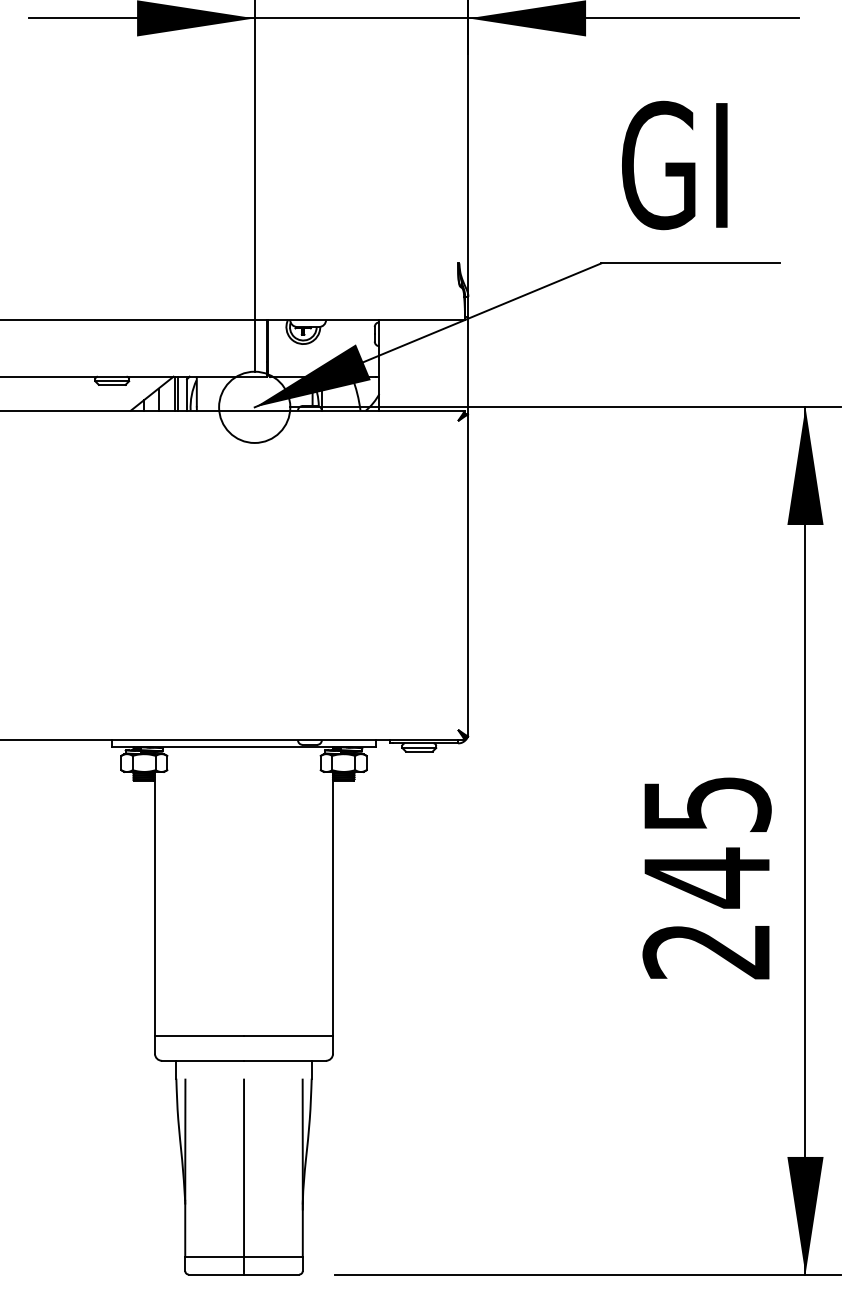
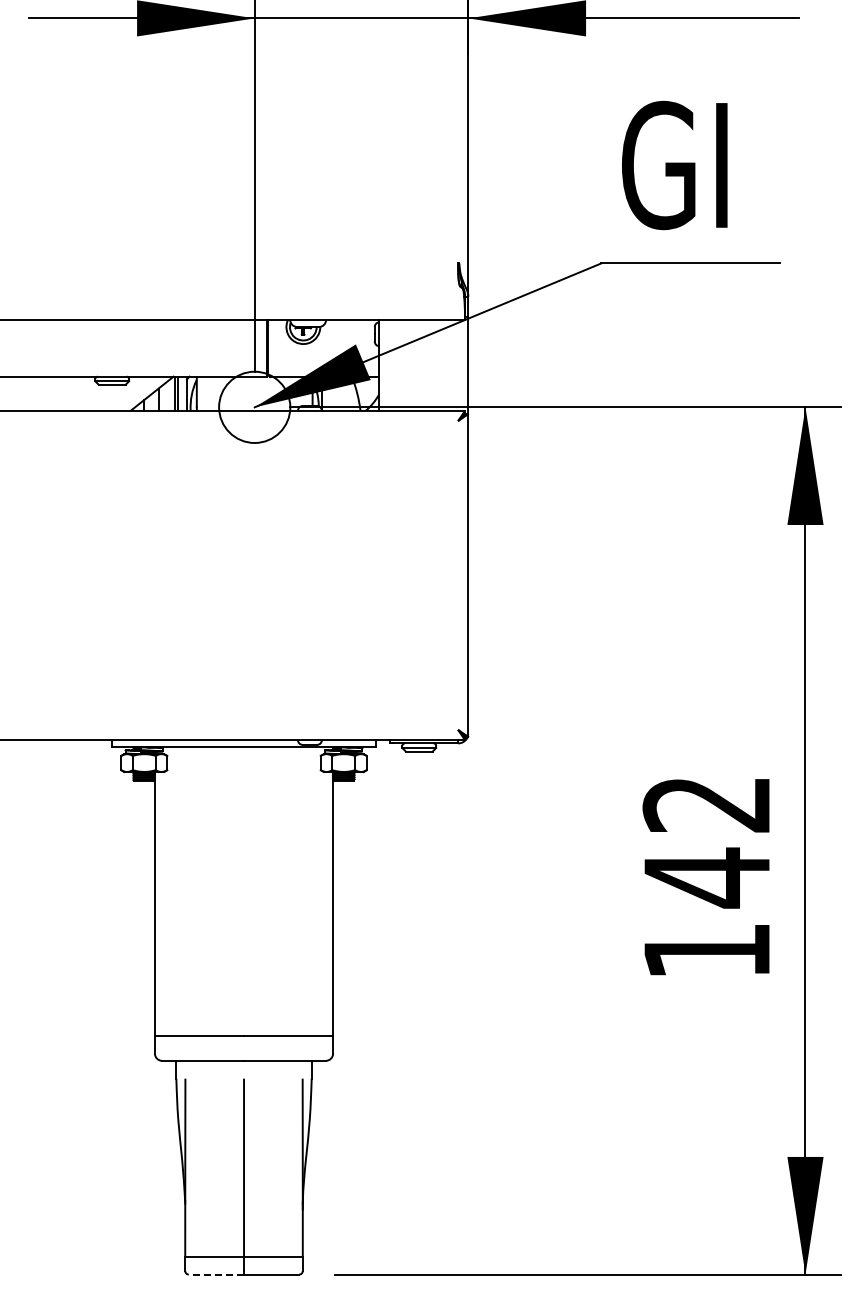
text: 245 -> 142 (706, 878)
line: solid -> dashed (216, 1274)
